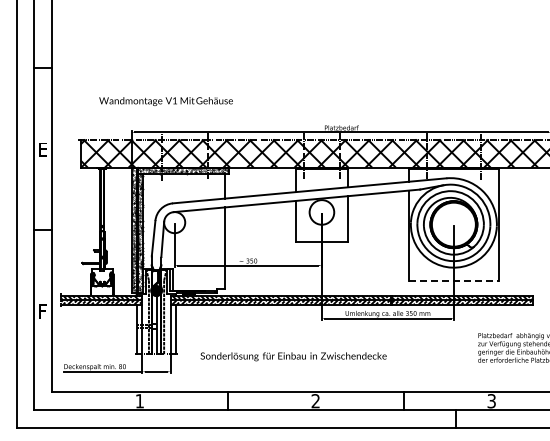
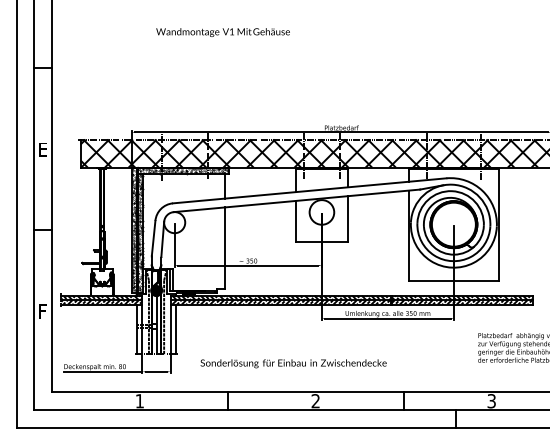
text position: (165, 101) -> (222, 32) (222, 32)
line: dashed -> solid (454, 280)
text position: (293, 356) -> (293, 363) (293, 363)
